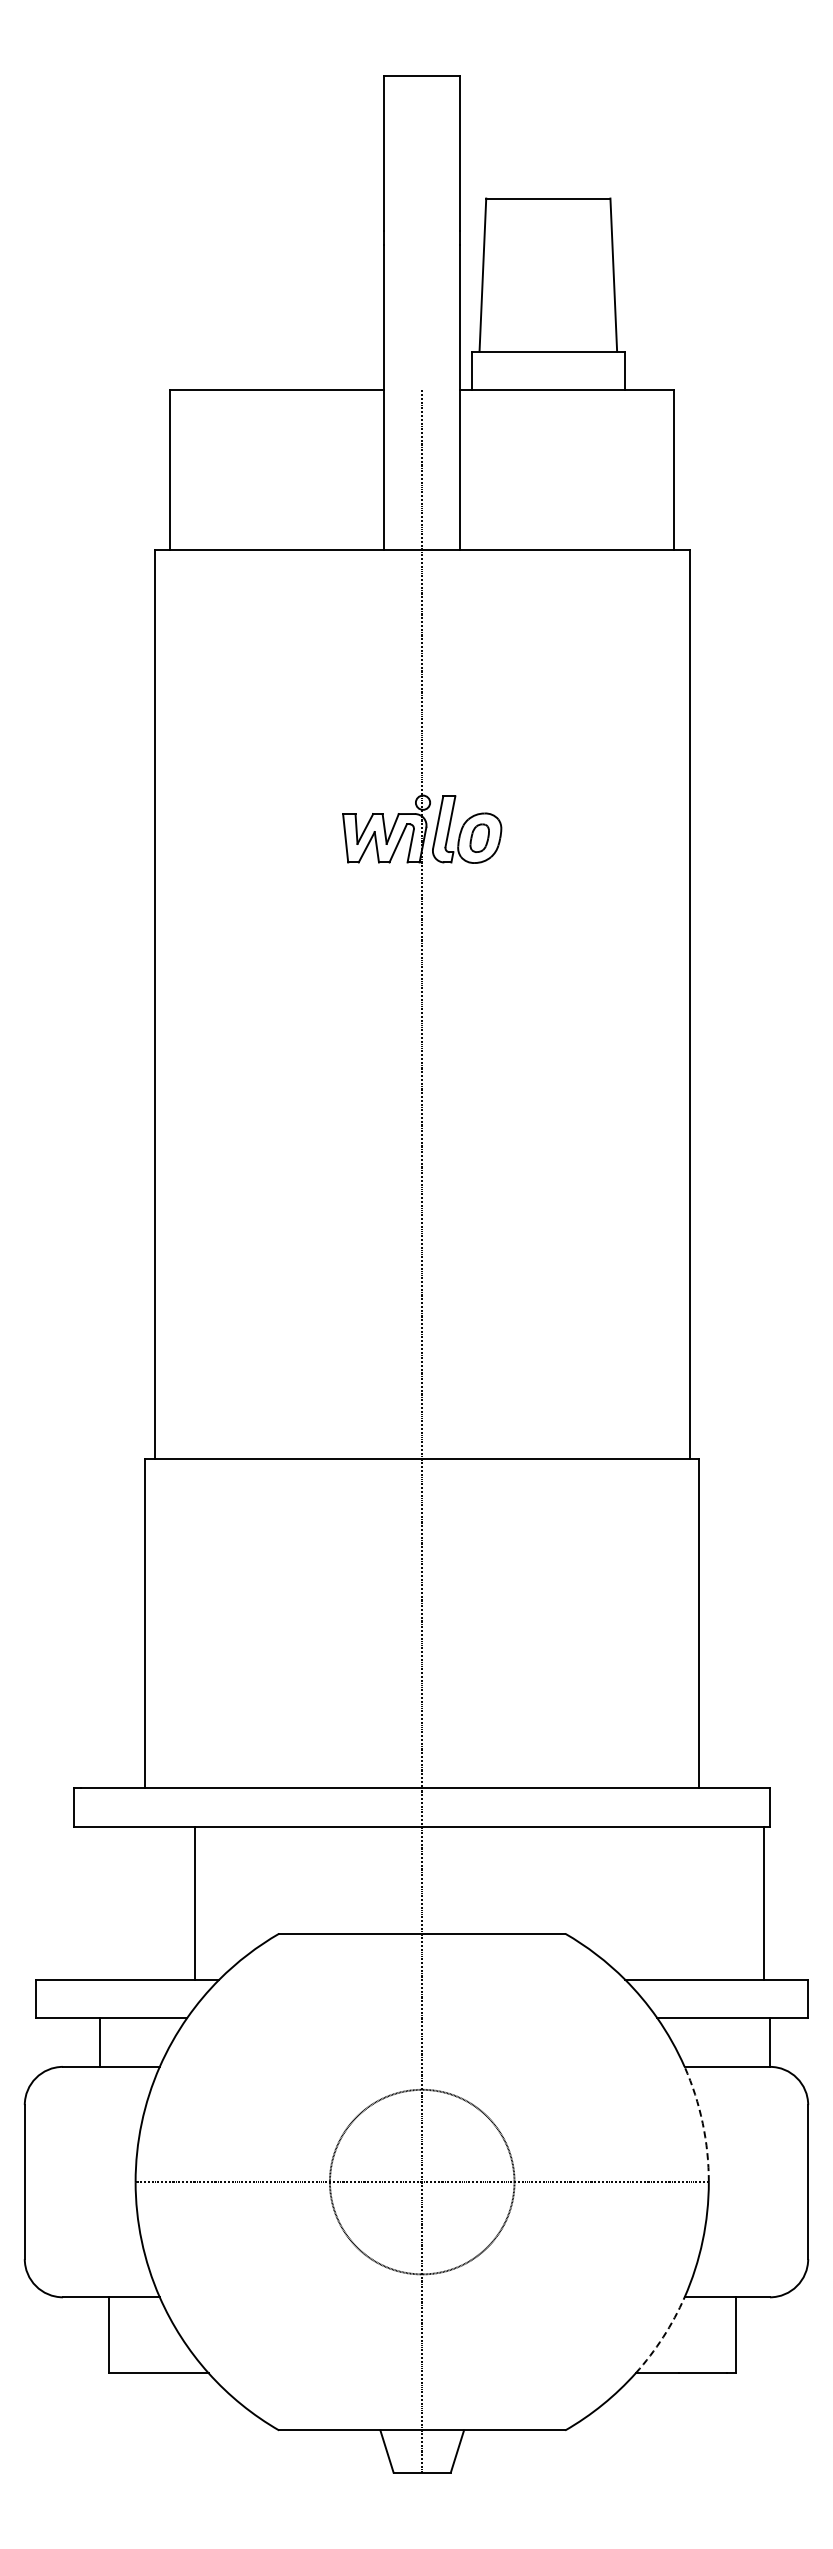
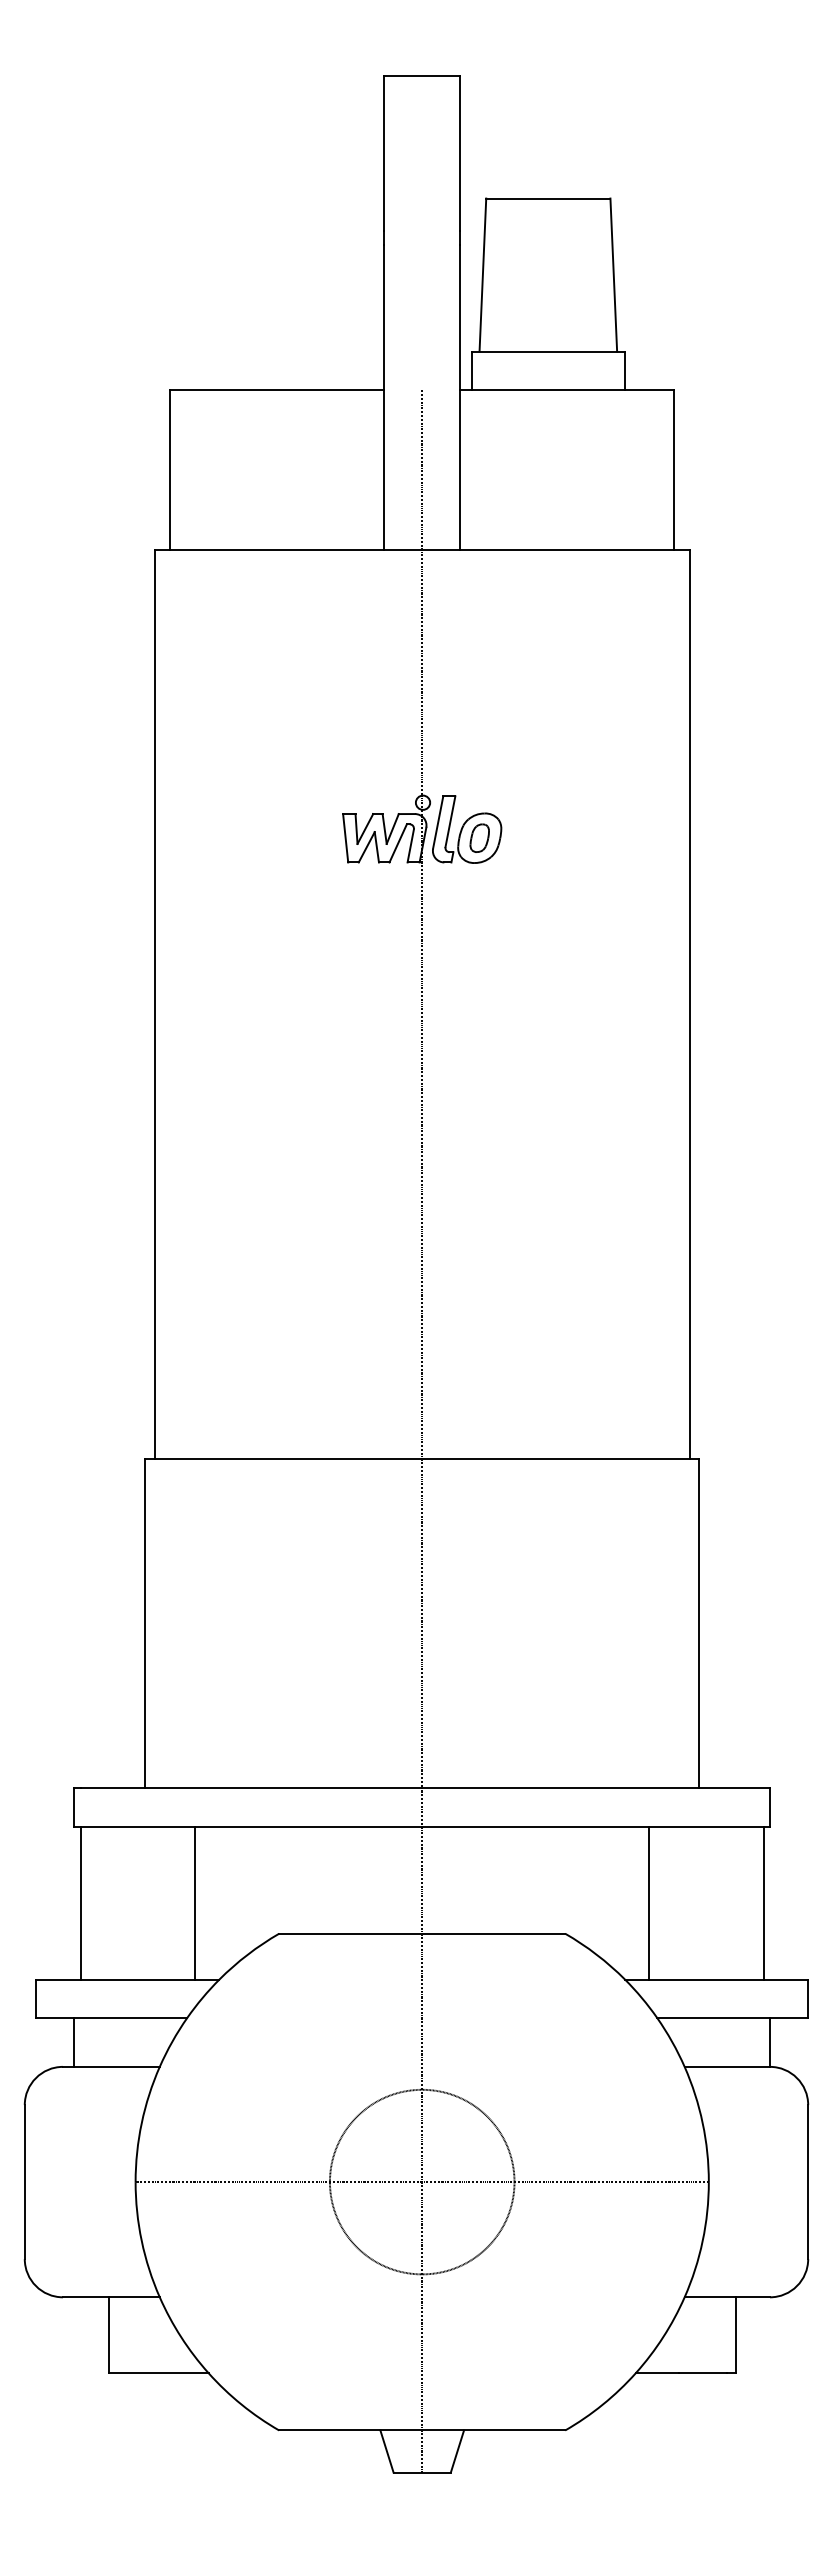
line: none -> present (80, 1902)
line: none -> present (649, 1902)
line position: (100, 2042) -> (74, 2042) (74, 2042)
arc: dashed -> solid (702, 2123)
arc: dashed -> solid (663, 2337)
